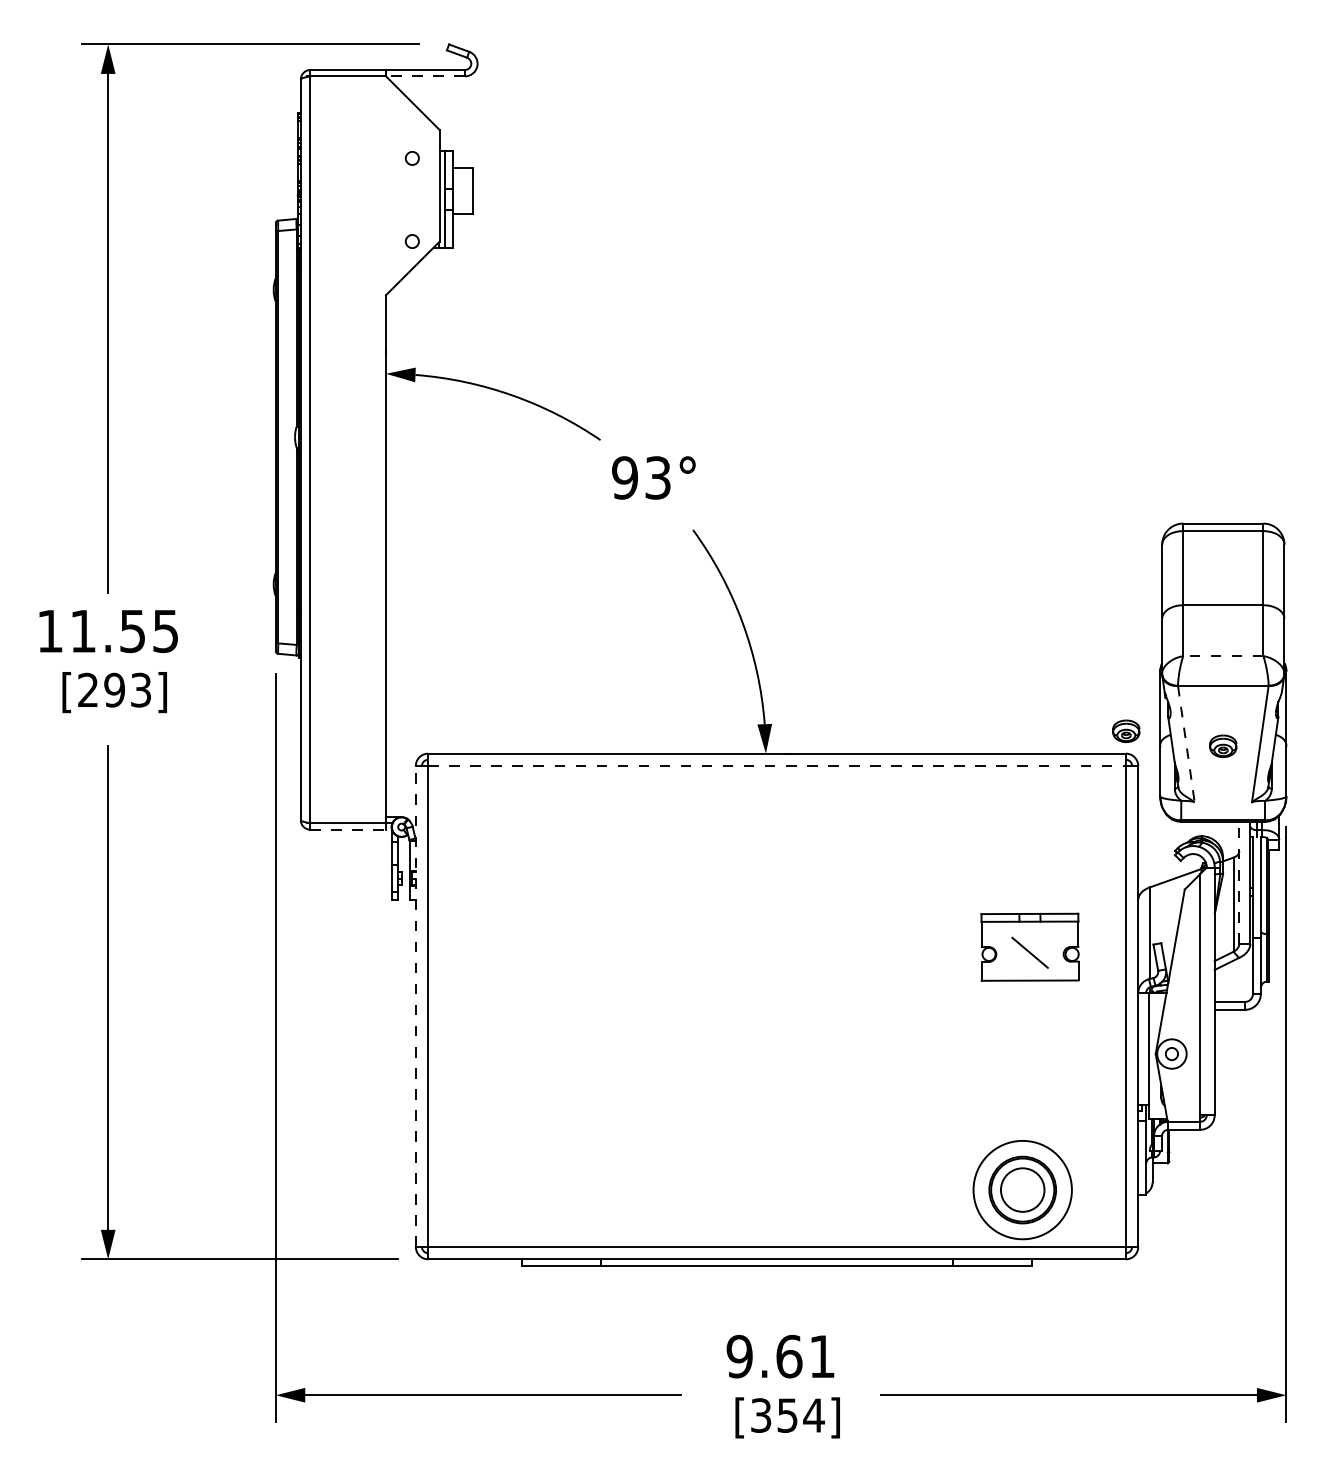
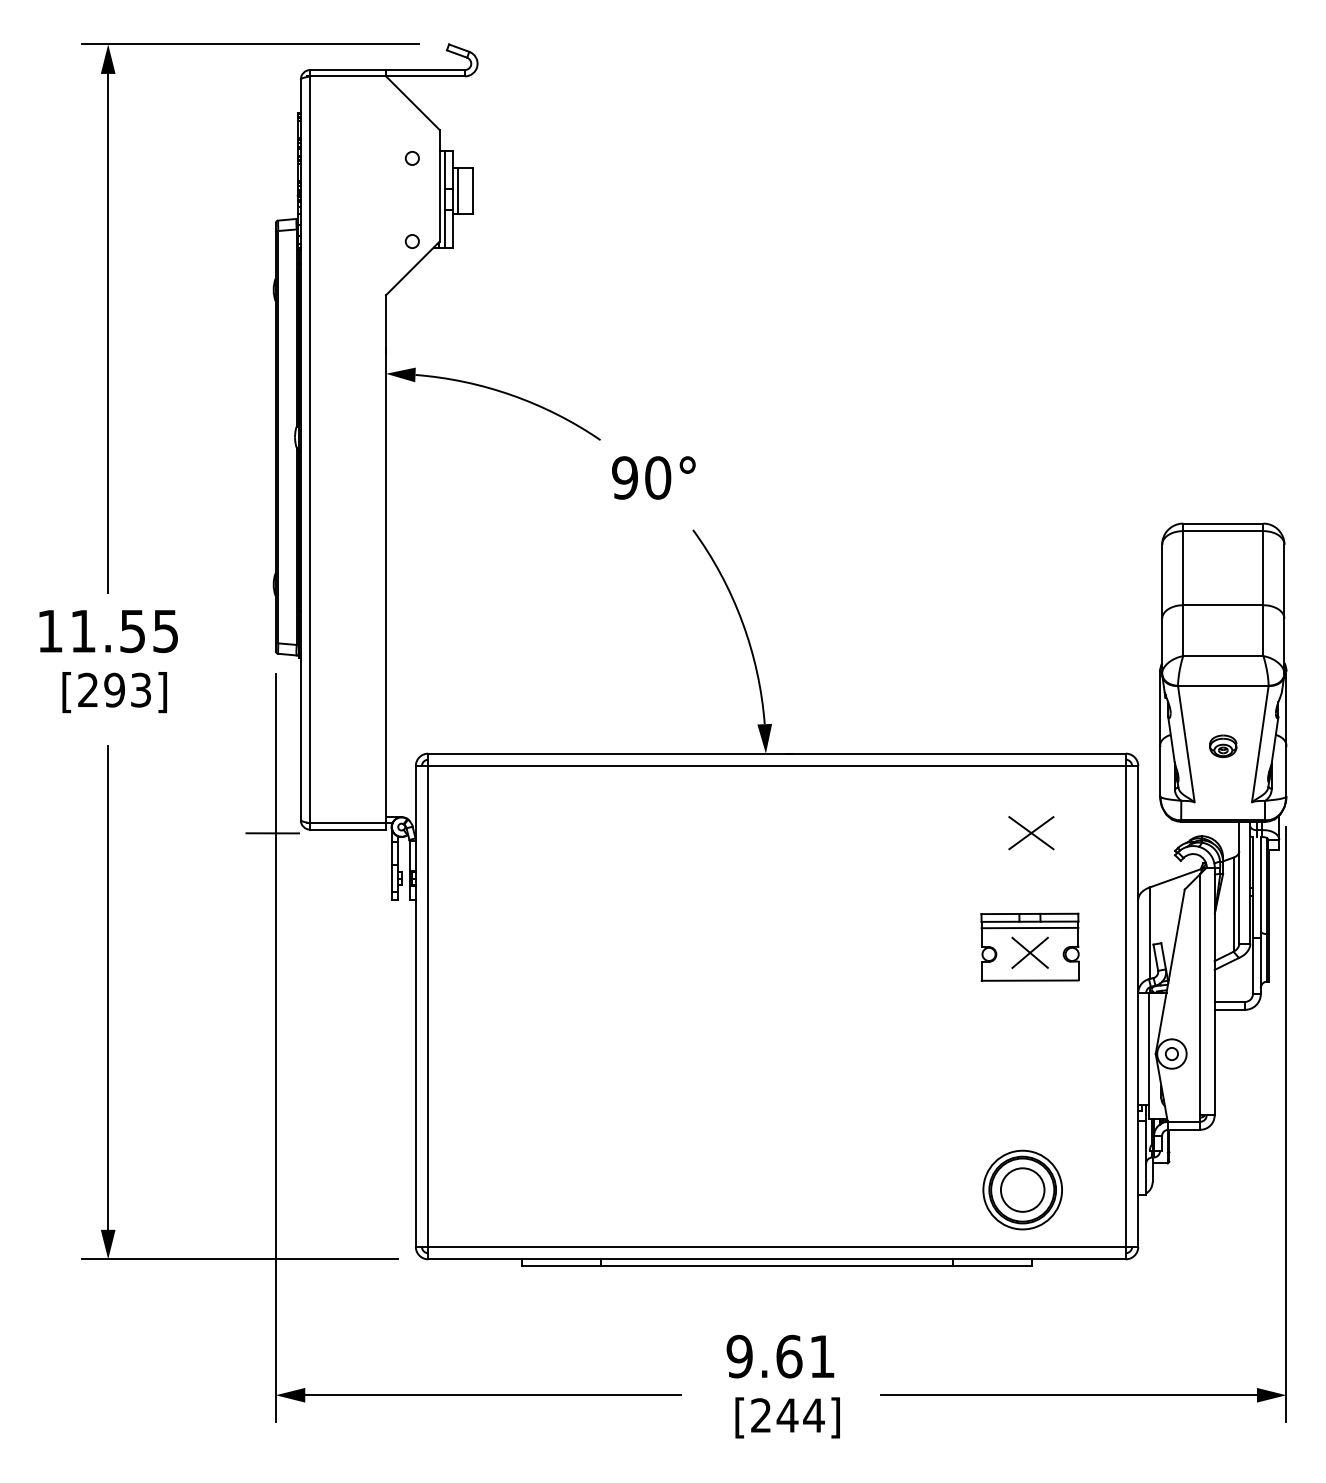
line: dashed -> solid (425, 76)
line: none -> present (457, 190)
text: 93° -> 90° (658, 477)
line: dashed -> solid (1222, 656)
part: present -> none (1126, 731)
line: dashed -> solid (1186, 744)
line: dashed -> solid (777, 766)
line: dashed -> solid (348, 829)
line: none -> present (272, 833)
part: none -> present (1031, 833)
line: dashed -> solid (1239, 882)
line: none -> present (1029, 927)
line: none -> present (1029, 952)
line: dashed -> solid (415, 1005)
circle diameter: 98 px -> 79 px (1022, 1189)
text: [354] -> [244] (774, 1415)
